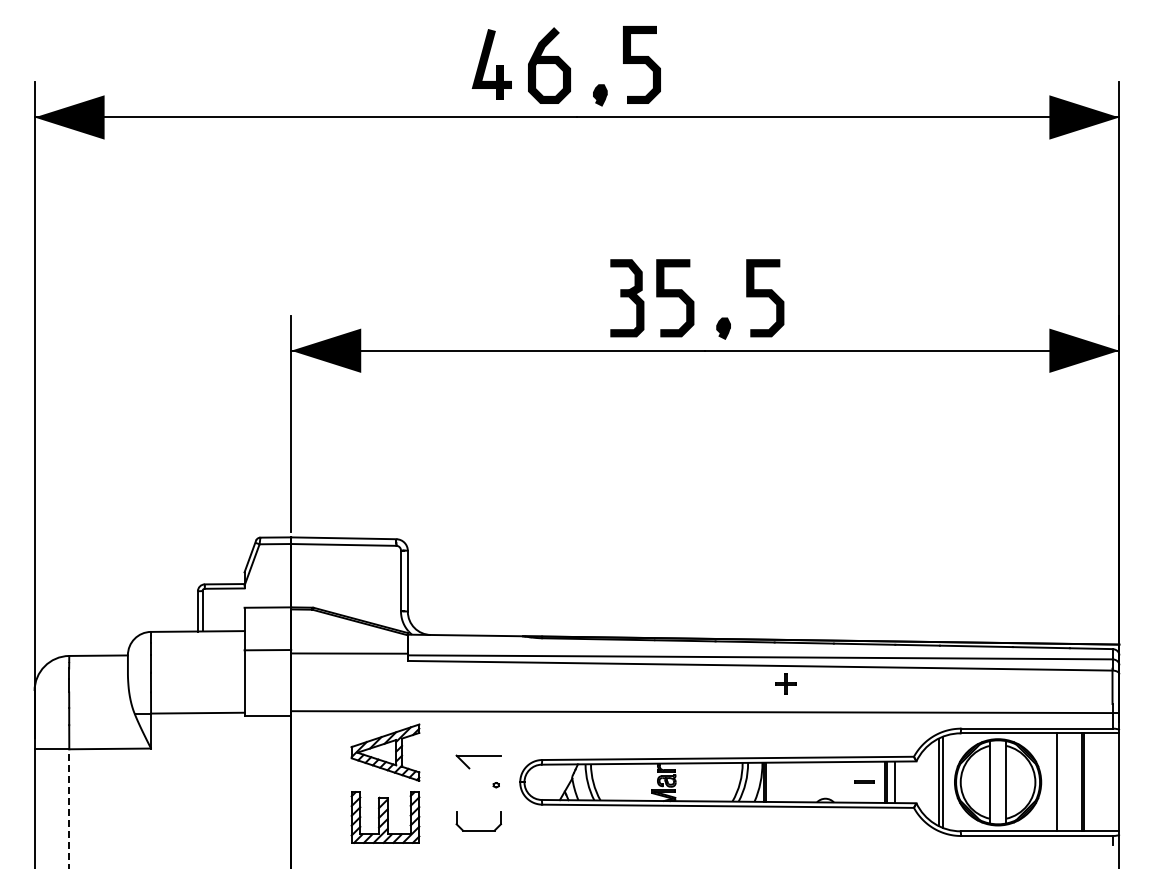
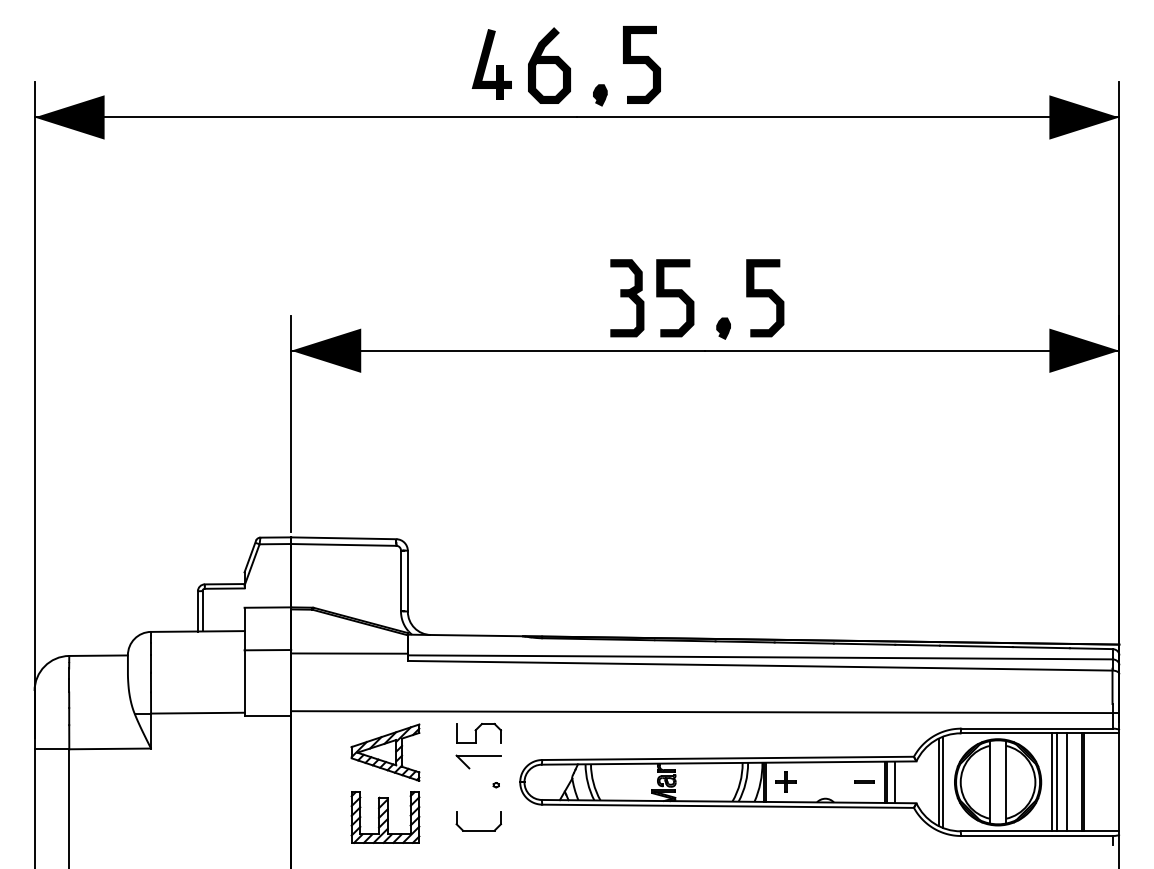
part position: (785, 683) -> (785, 781) (785, 781)
part: none -> present (478, 733)
line: none -> present (1052, 782)
line: none -> present (1066, 782)
line: dashed -> solid (69, 808)
